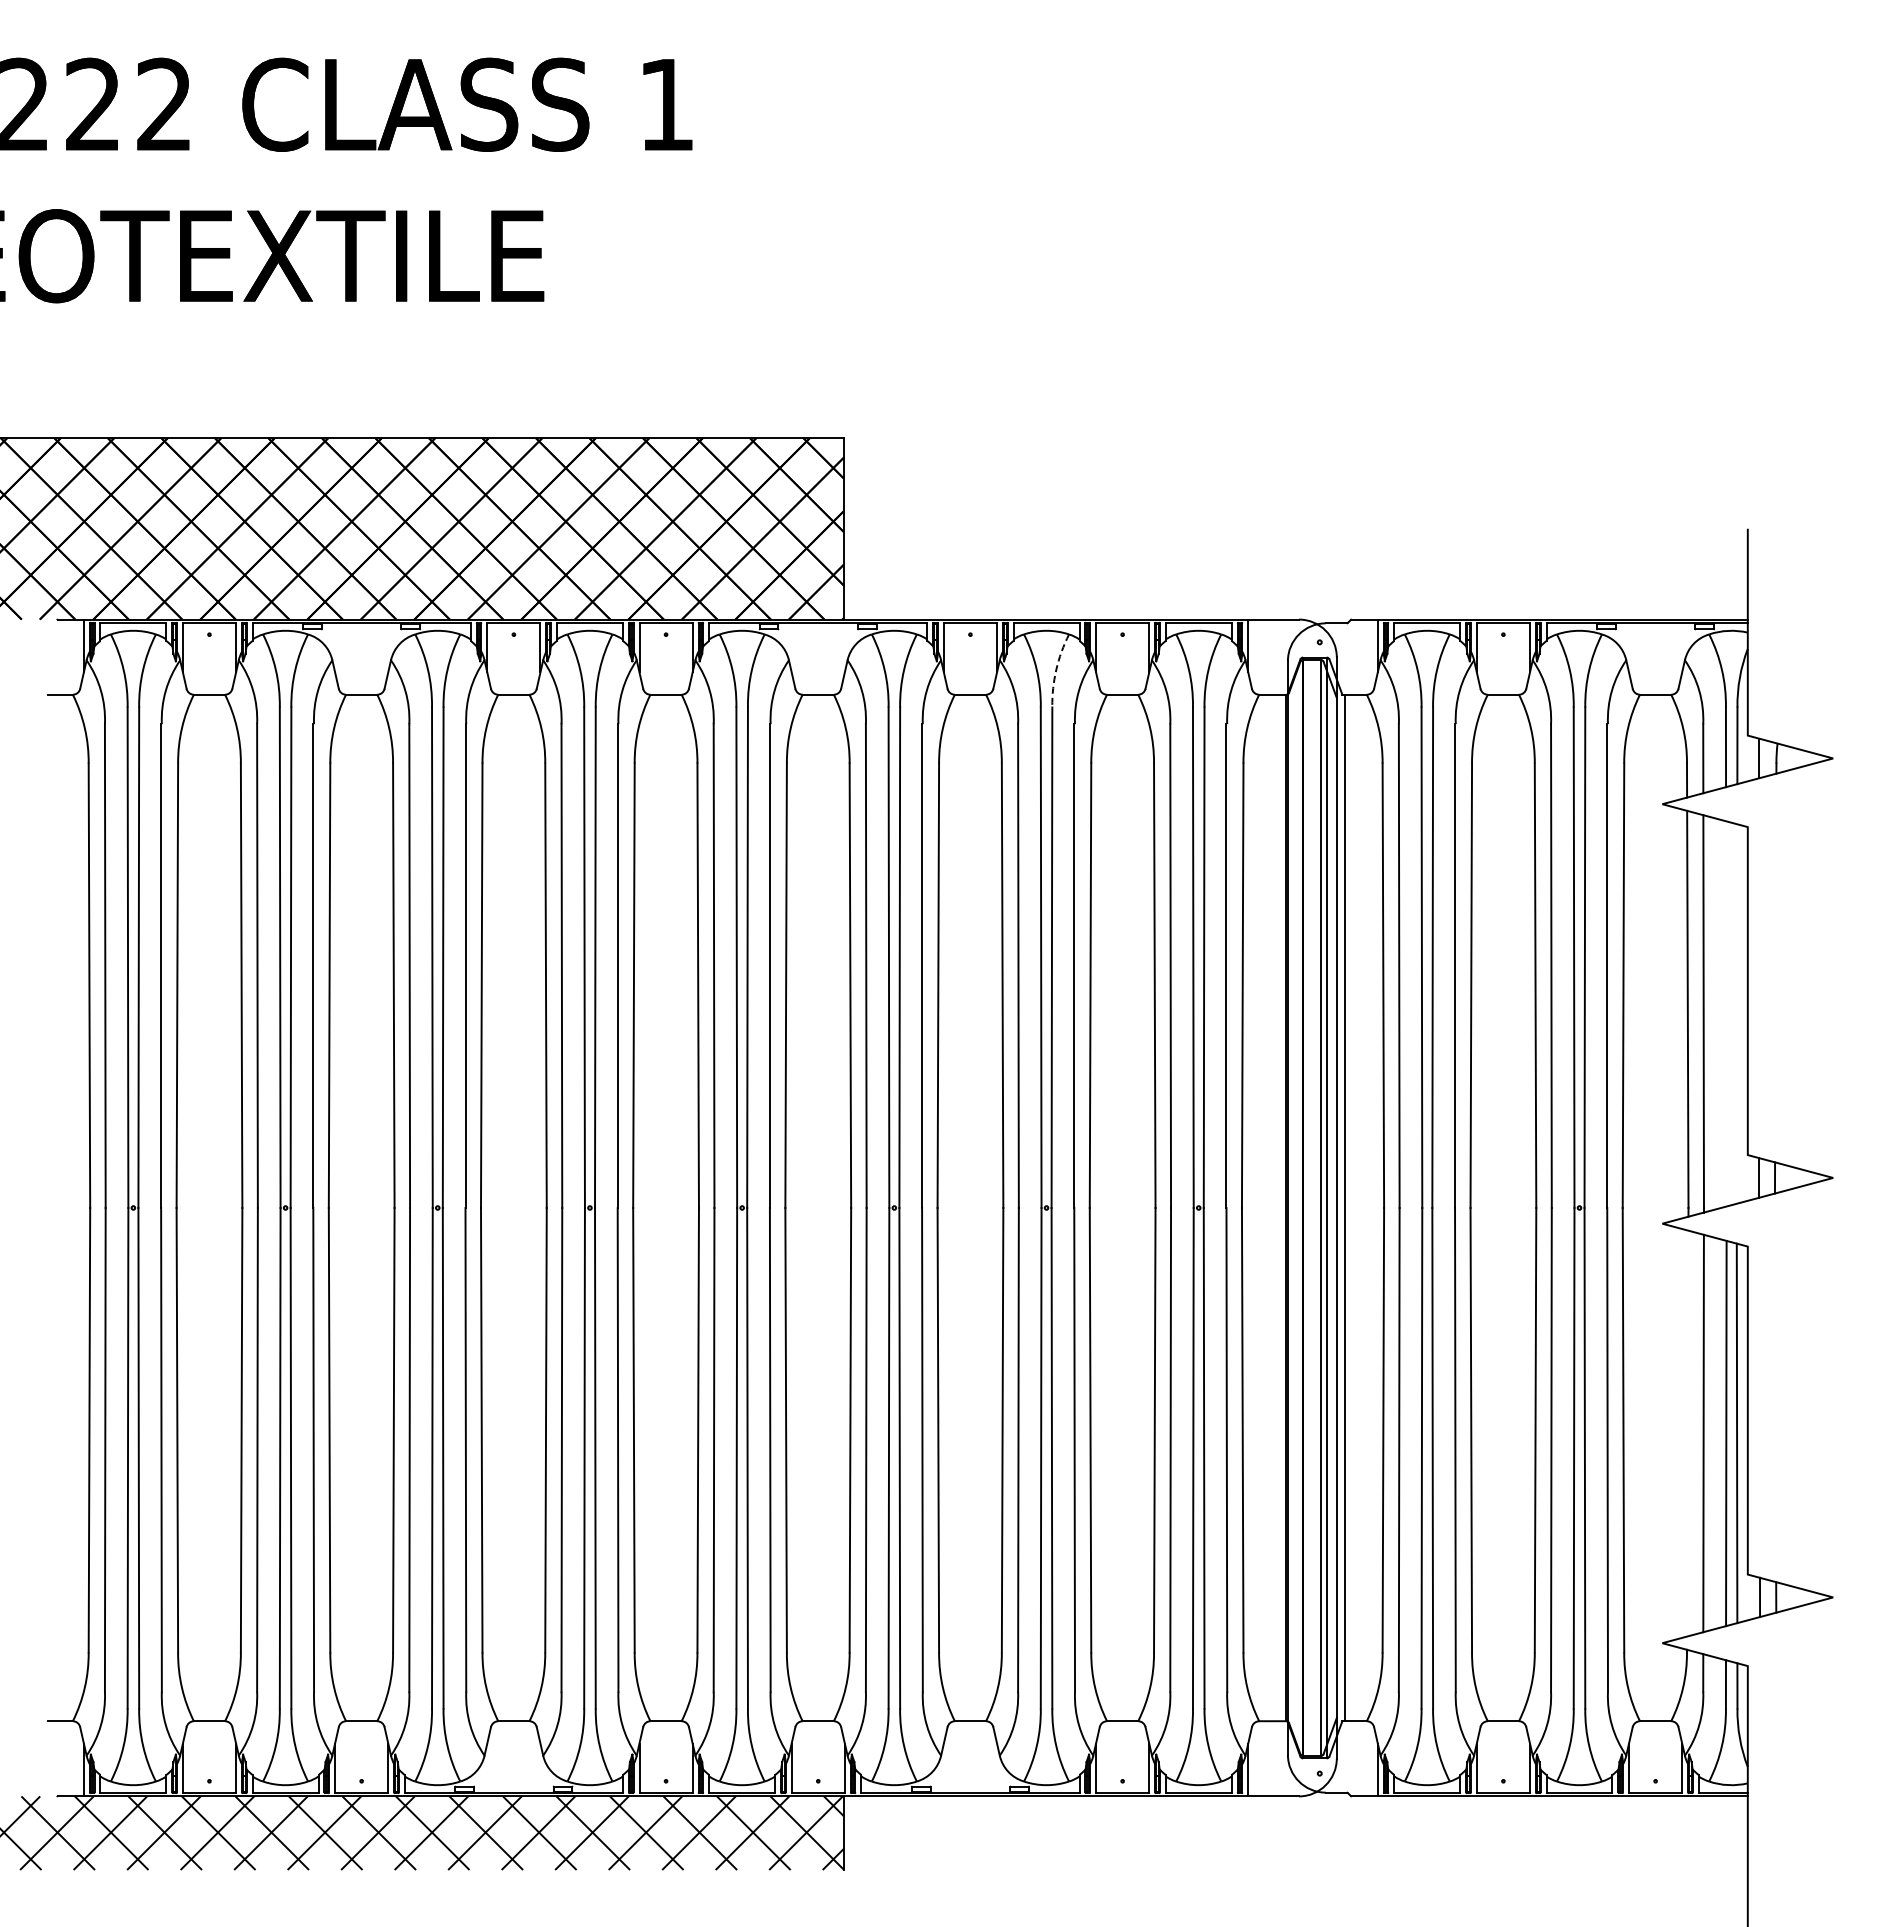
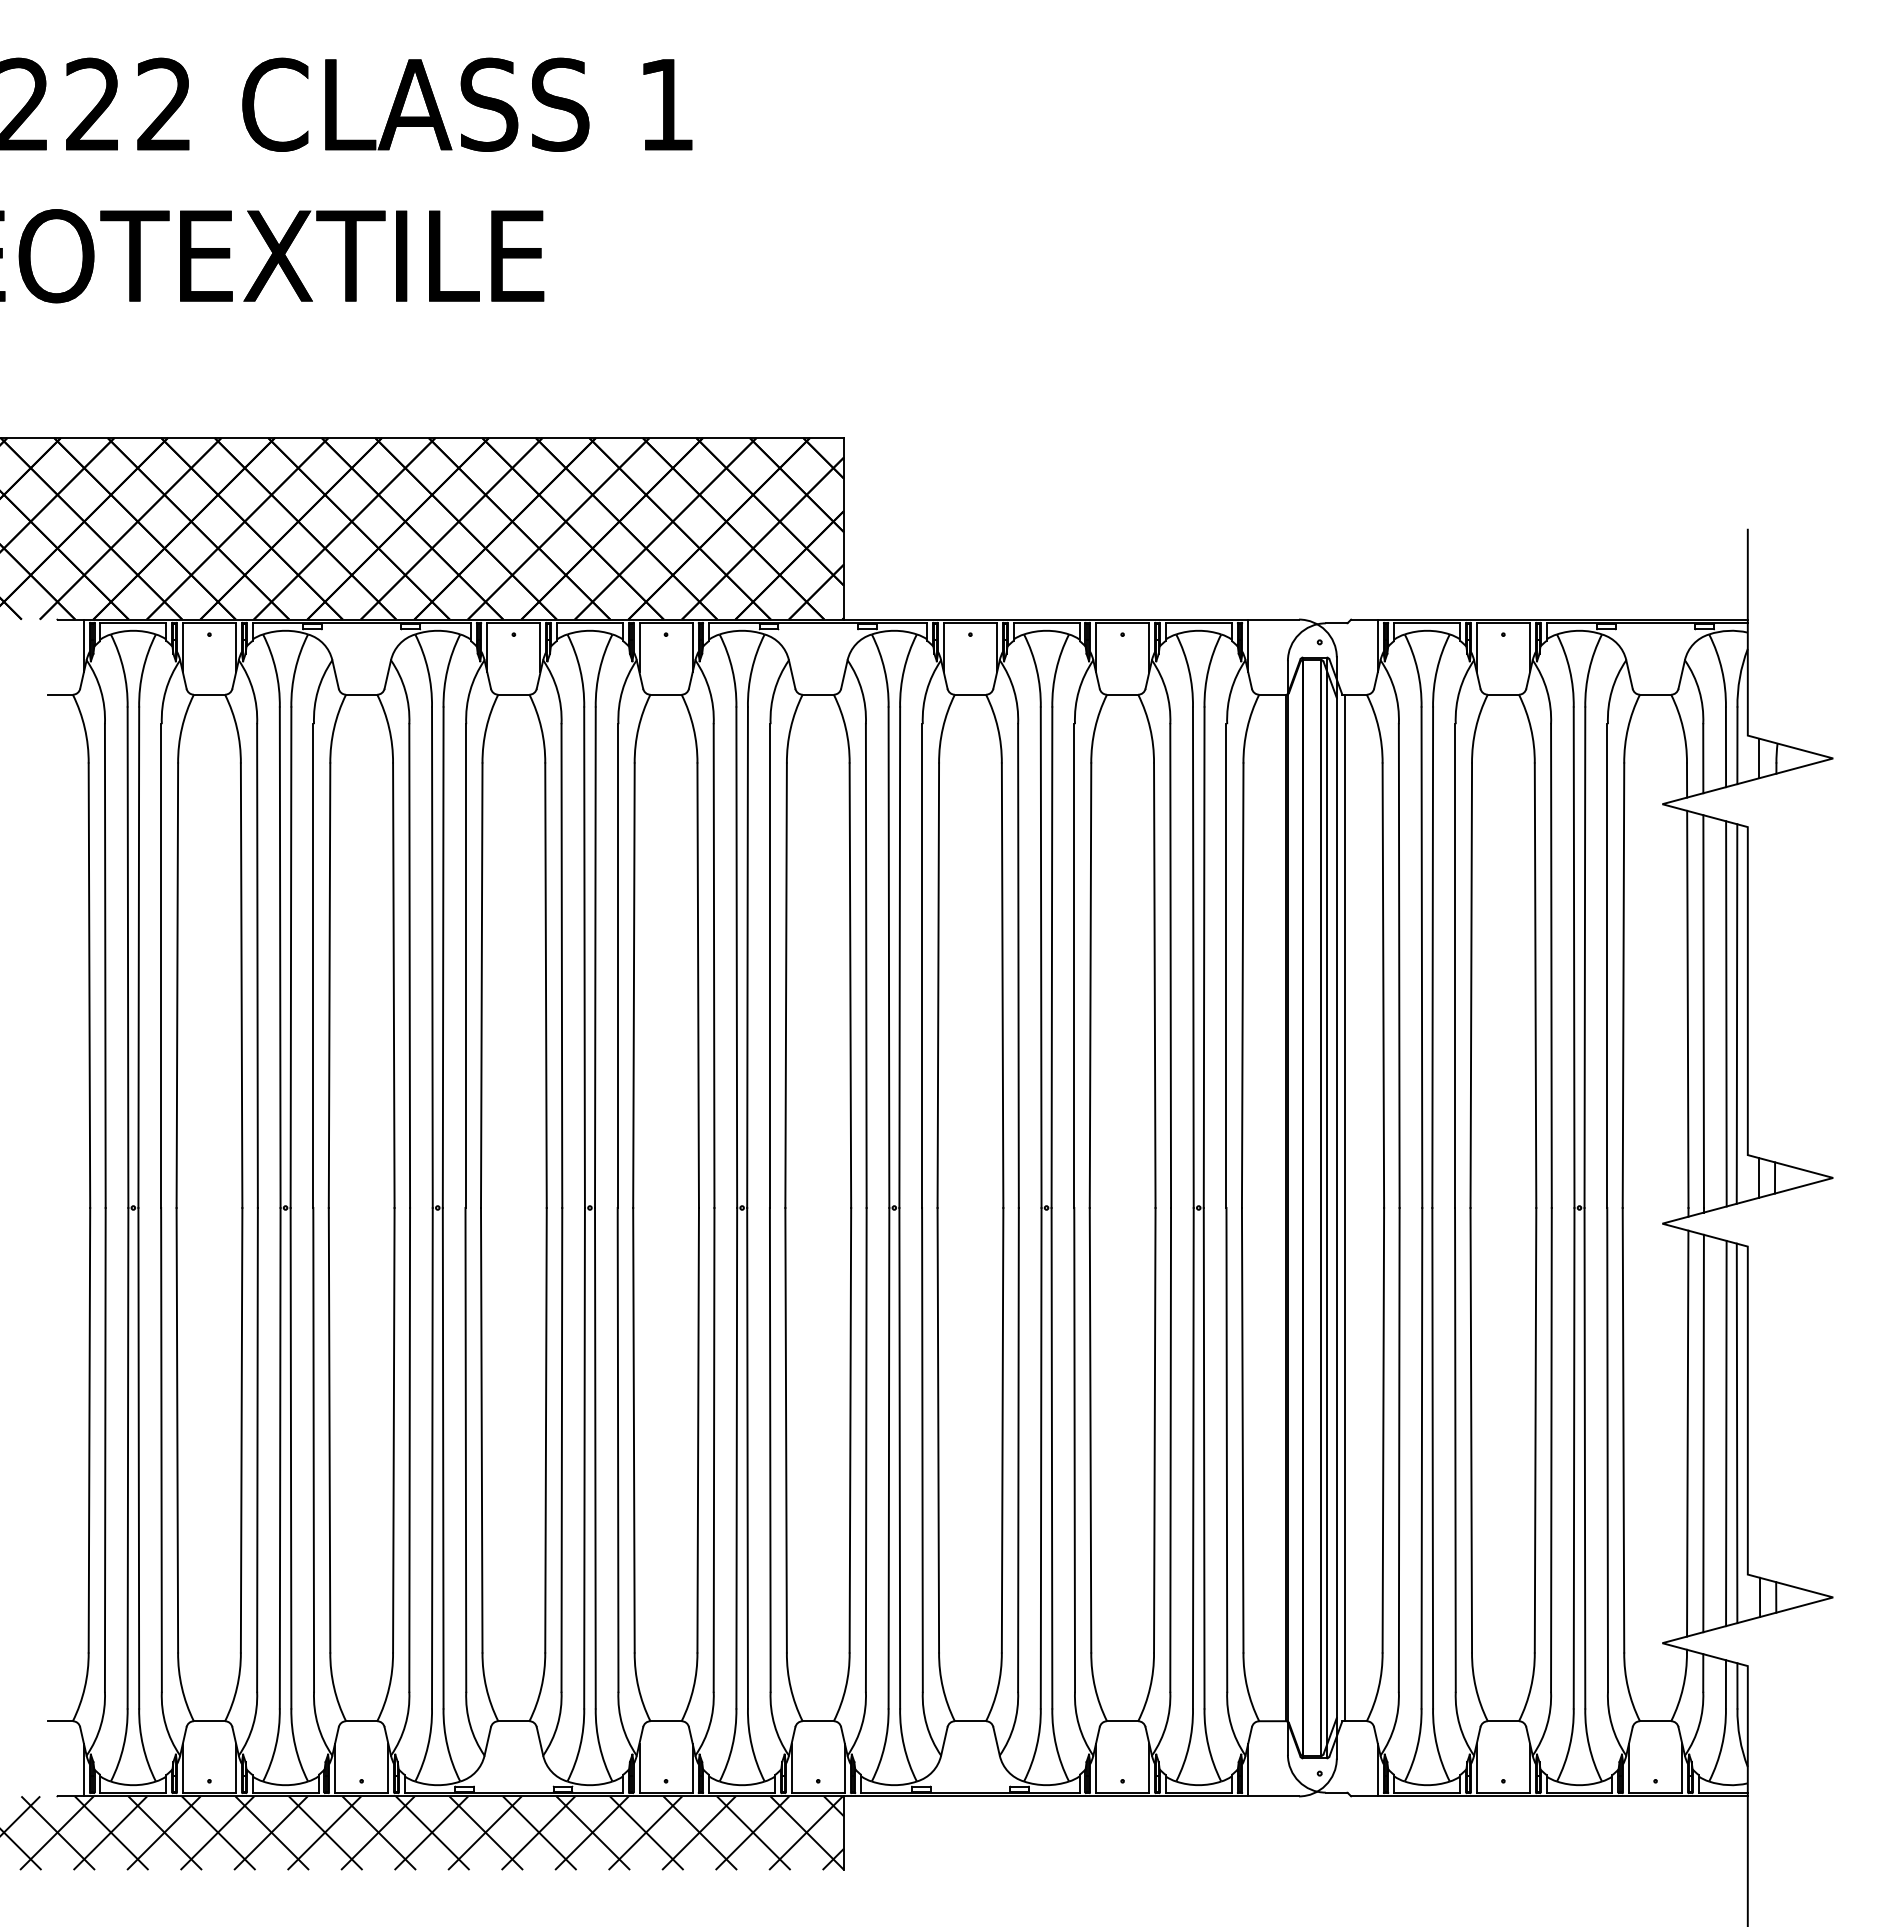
arc: dashed -> solid (1056, 669)
line: none -> present (1726, 1013)
line: none -> present (1736, 1013)
line: none -> present (1687, 1433)
